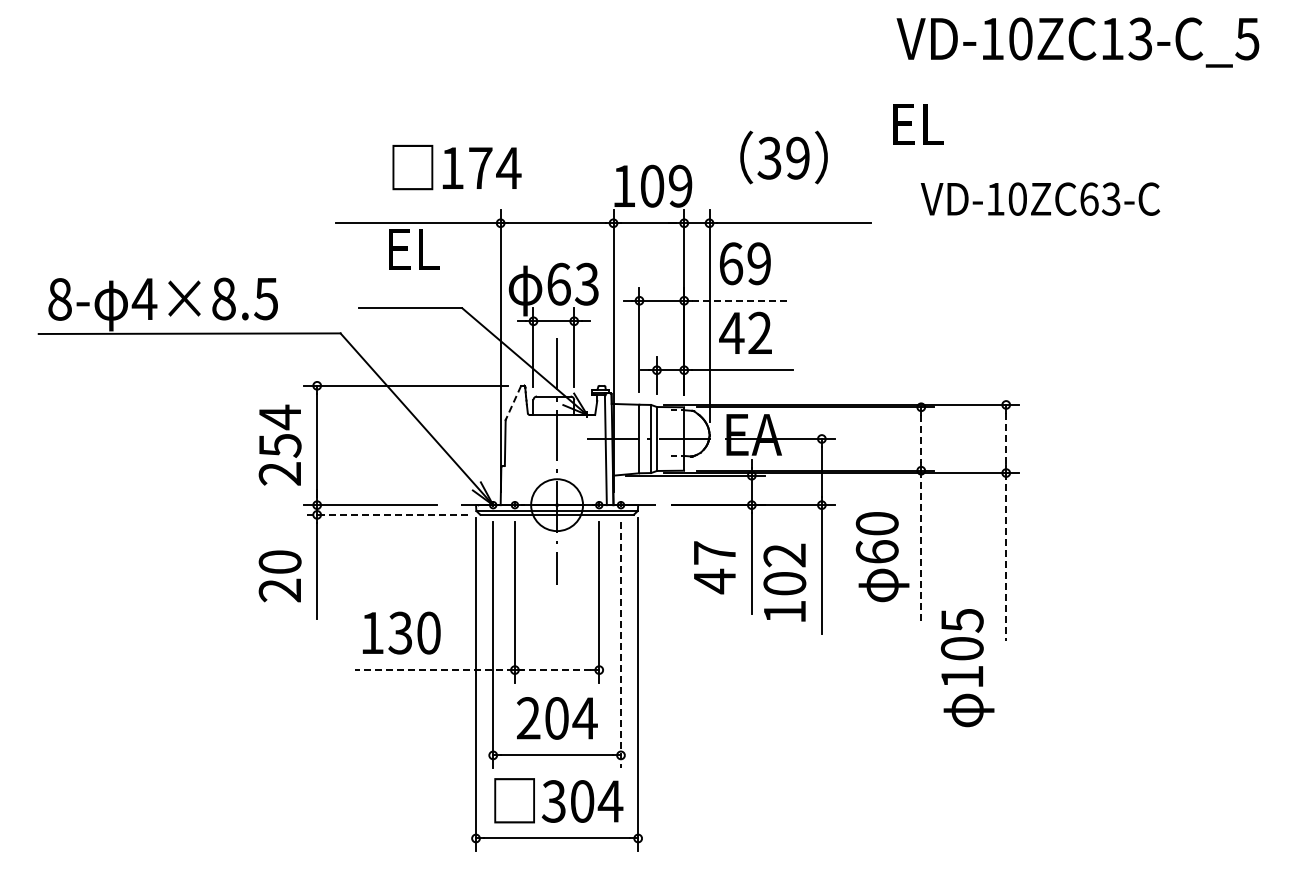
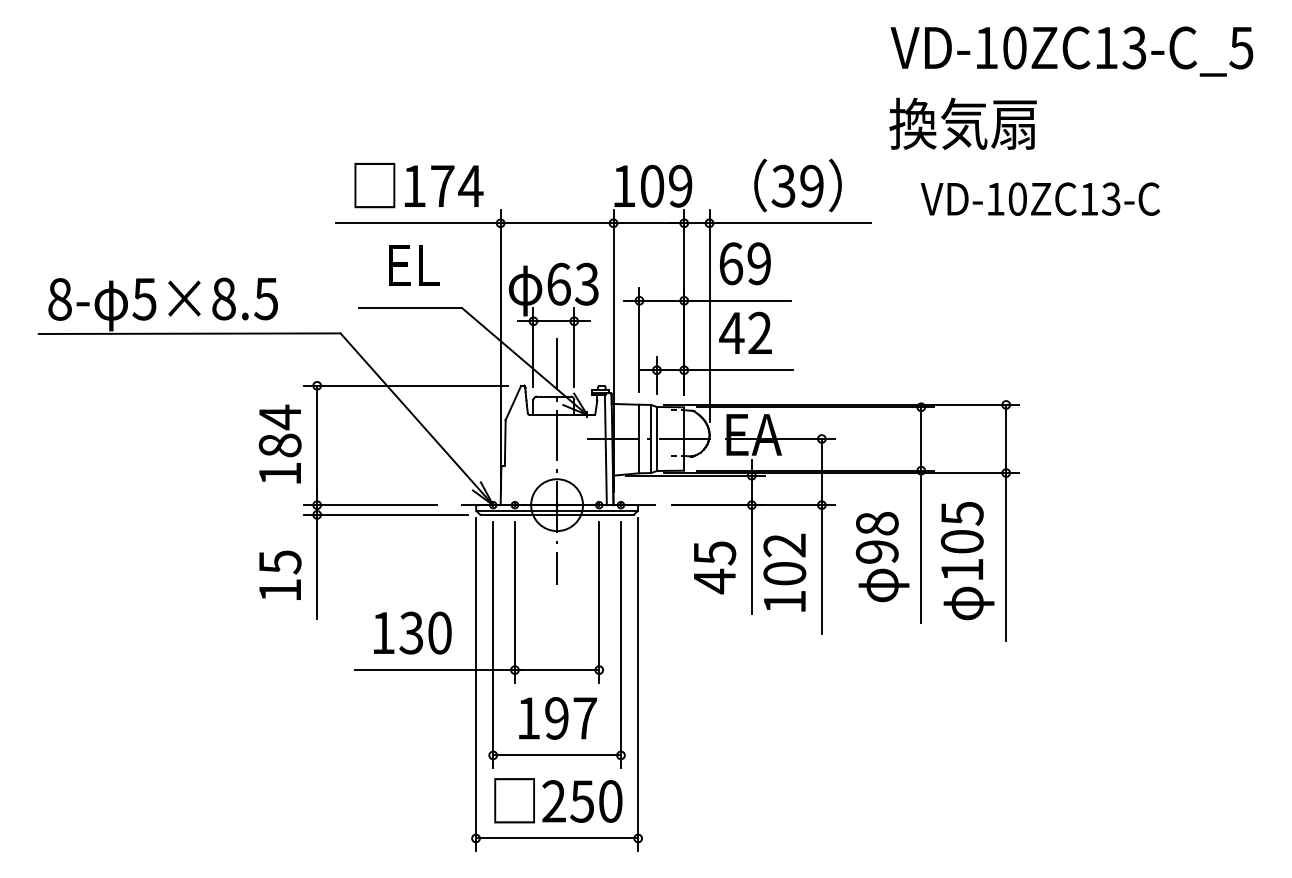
text position: (1077, 42) -> (1071, 51) (1071, 51)
text: EL -> 換気扇 (962, 123)
text position: (783, 157) -> (797, 185) (797, 185)
text position: (456, 167) -> (418, 185) (418, 185)
text: VD-10ZC63-C -> VD-10ZC13-C (1089, 198)
text position: (414, 249) -> (414, 265) (414, 265)
text: 4×8.5 -> 5×8.5 (144, 299)
line: dashed -> solid (741, 300)
line: dashed -> solid (513, 402)
line: dashed -> solid (921, 439)
line: dashed -> solid (1006, 439)
text: 254 -> 184 (279, 459)
line: dashed -> solid (385, 514)
text: 60 -> 98 (876, 537)
line: dashed -> solid (921, 547)
text: 47 -> 45 (715, 553)
line: dashed -> solid (1006, 557)
text: 20 -> 15 (279, 576)
text position: (784, 582) -> (784, 572) (784, 572)
text position: (401, 632) -> (412, 632) (412, 632)
line: dashed -> solid (620, 645)
text position: (967, 668) -> (967, 561) (967, 561)
line: dashed -> solid (472, 670)
text: 204 -> 197 (557, 718)
text: 304 -> 250 (582, 801)
